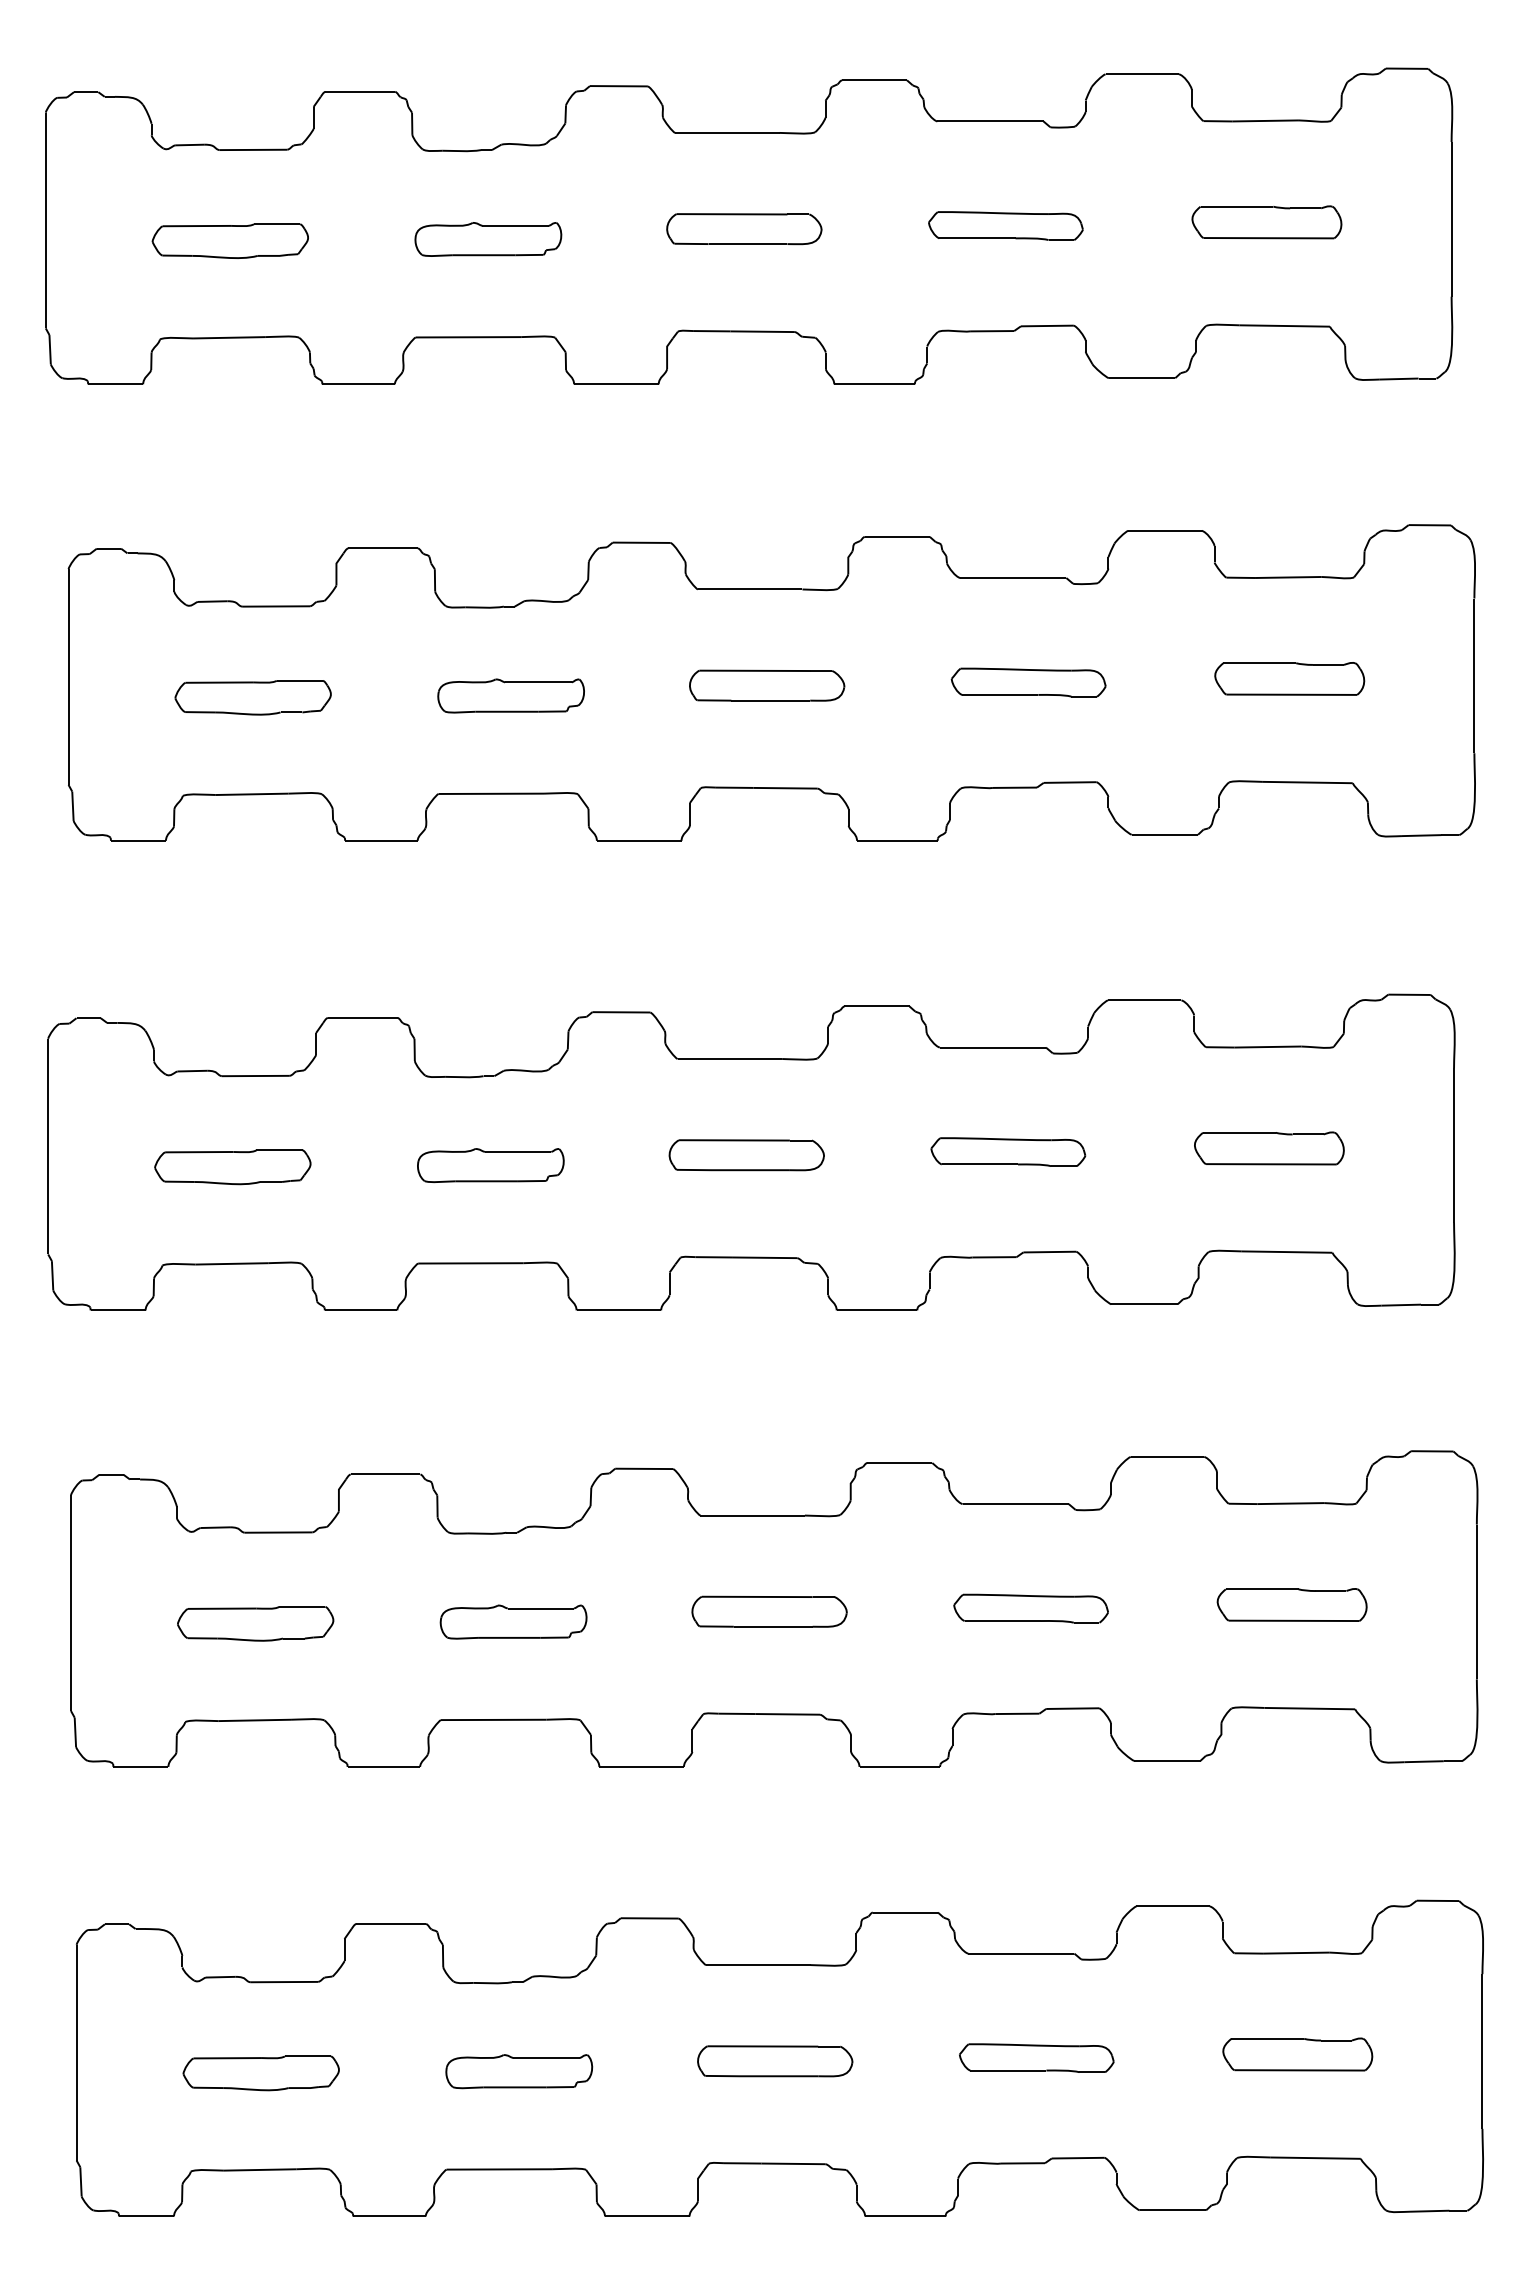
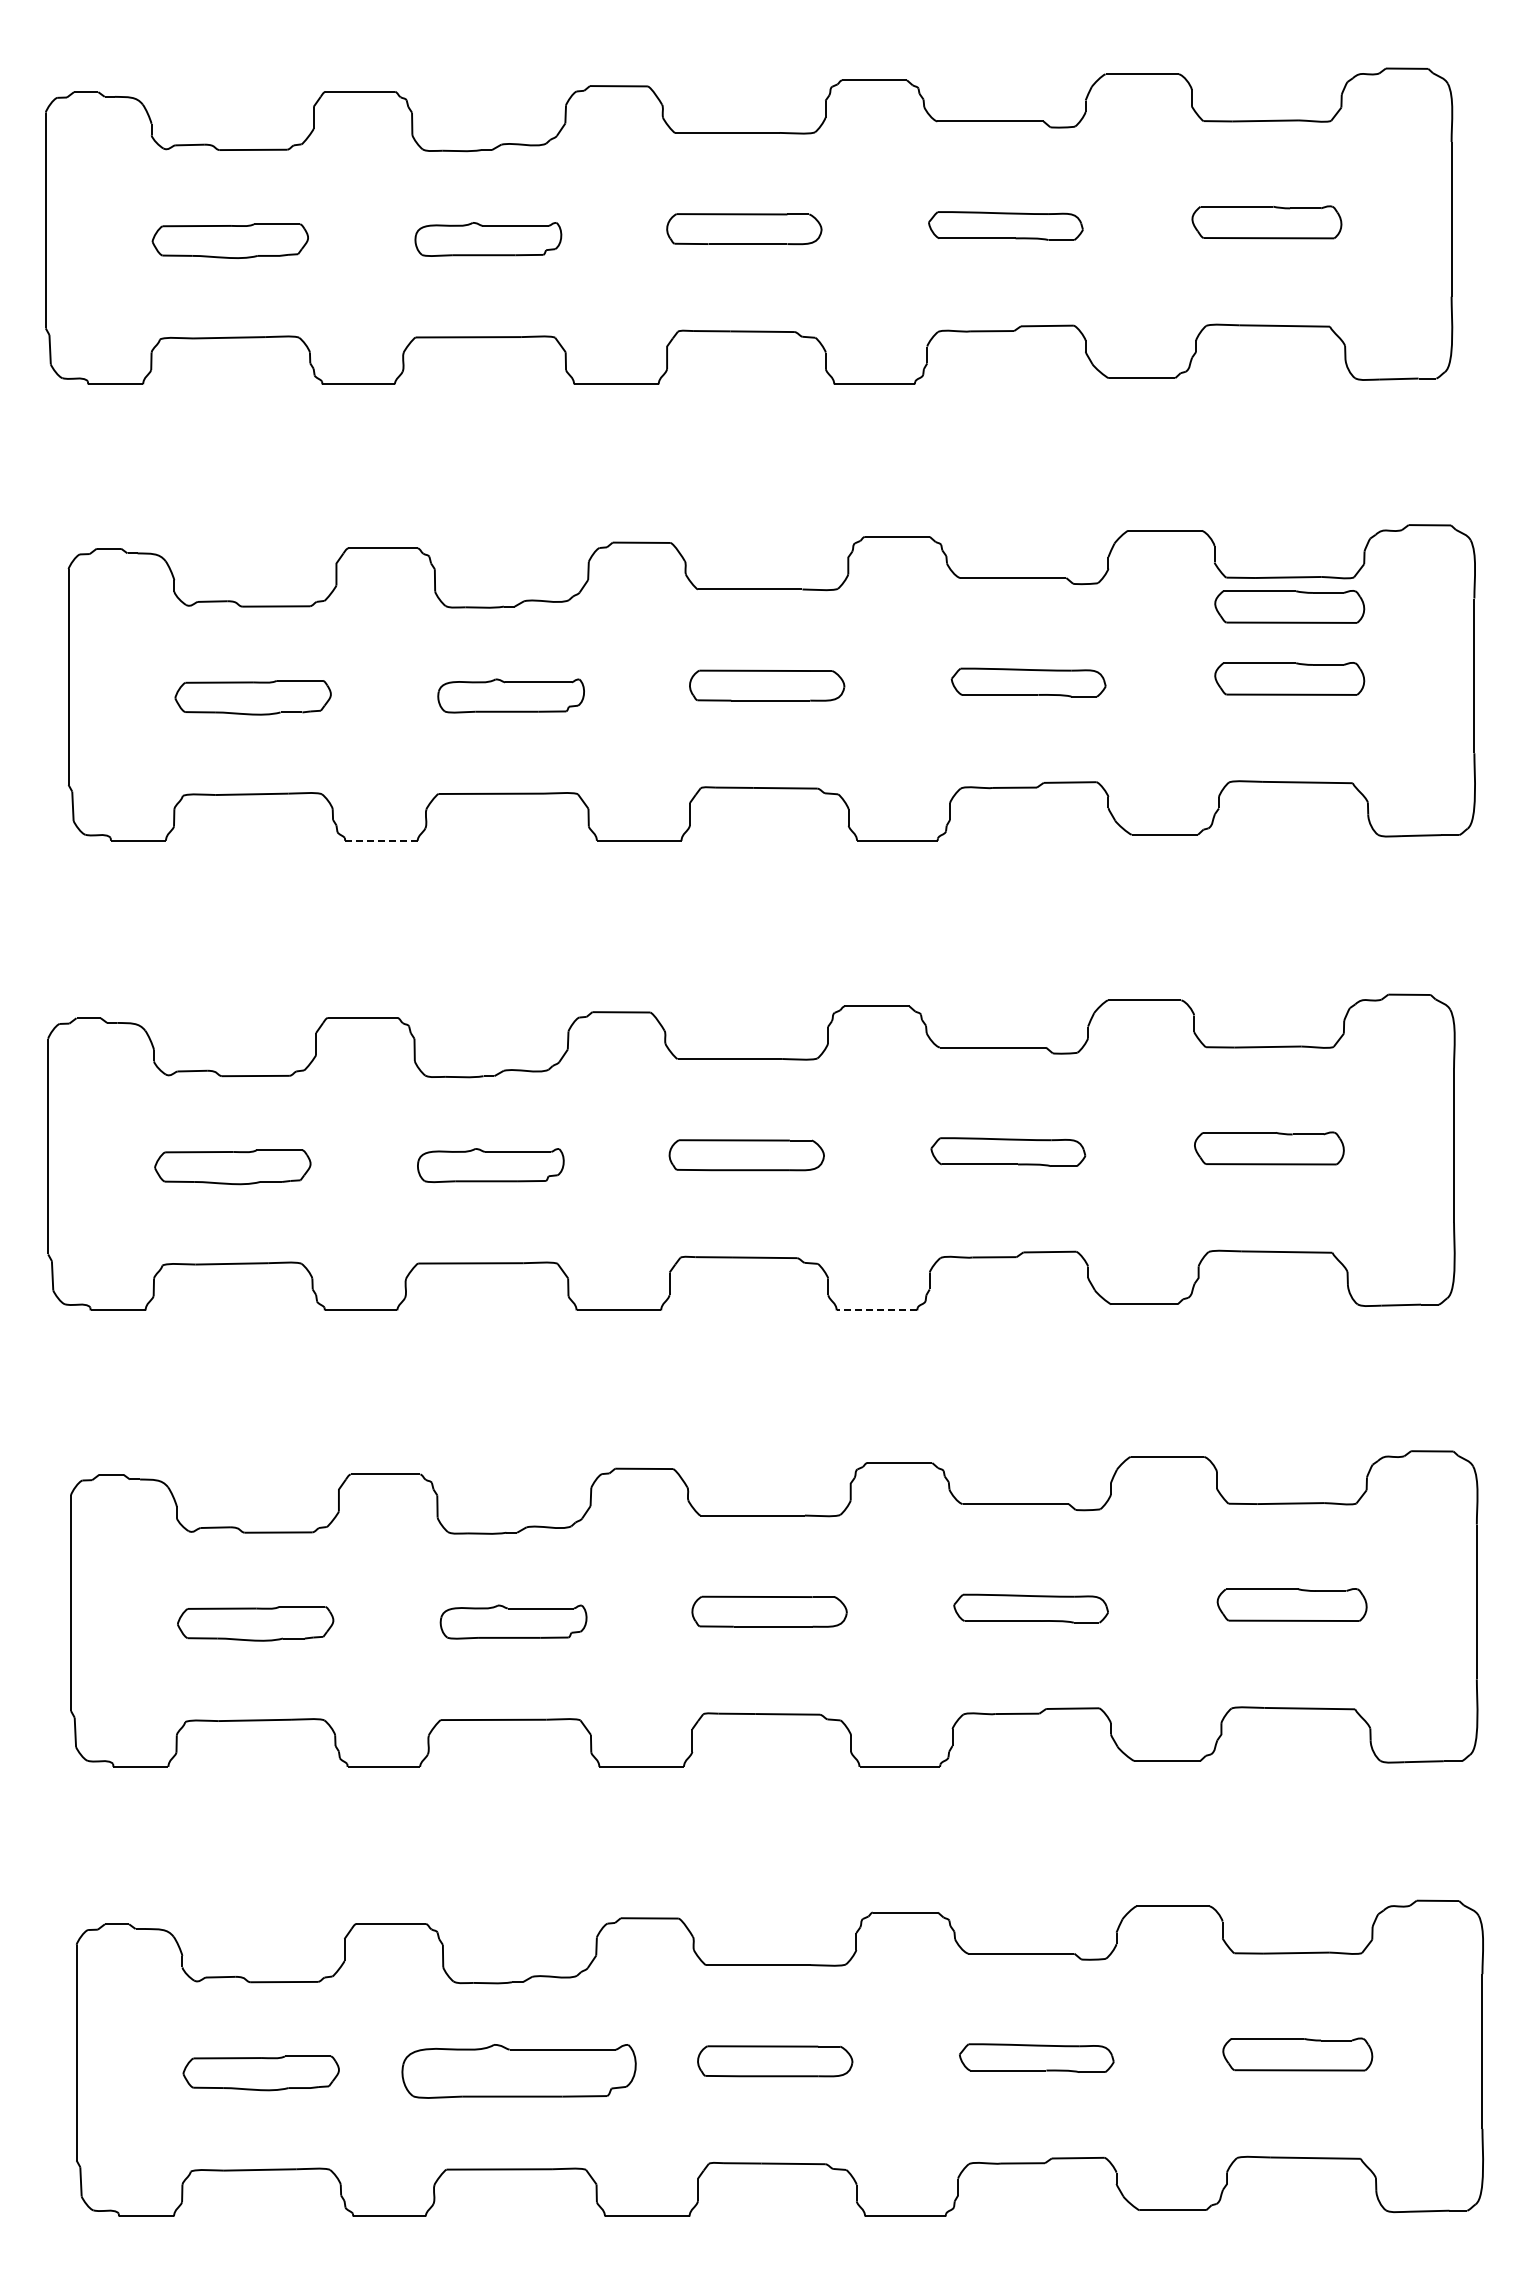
part: none -> present (1289, 606)
line: solid -> dashed (380, 840)
line: solid -> dashed (876, 1310)
part size: 149x36 px -> 236x55 px (518, 2071)
